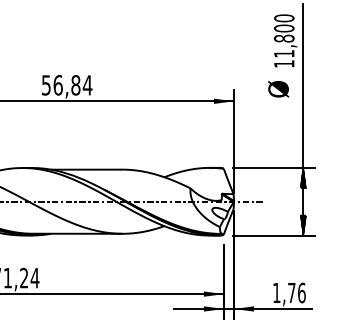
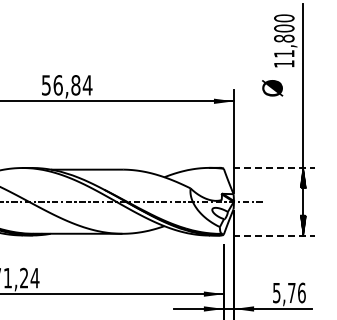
text position: (278, 89) -> (272, 88) (272, 88)
line: solid -> dashed (273, 167)
line: solid -> dashed (273, 235)
text: 1,76 -> 5,76 (276, 293)
